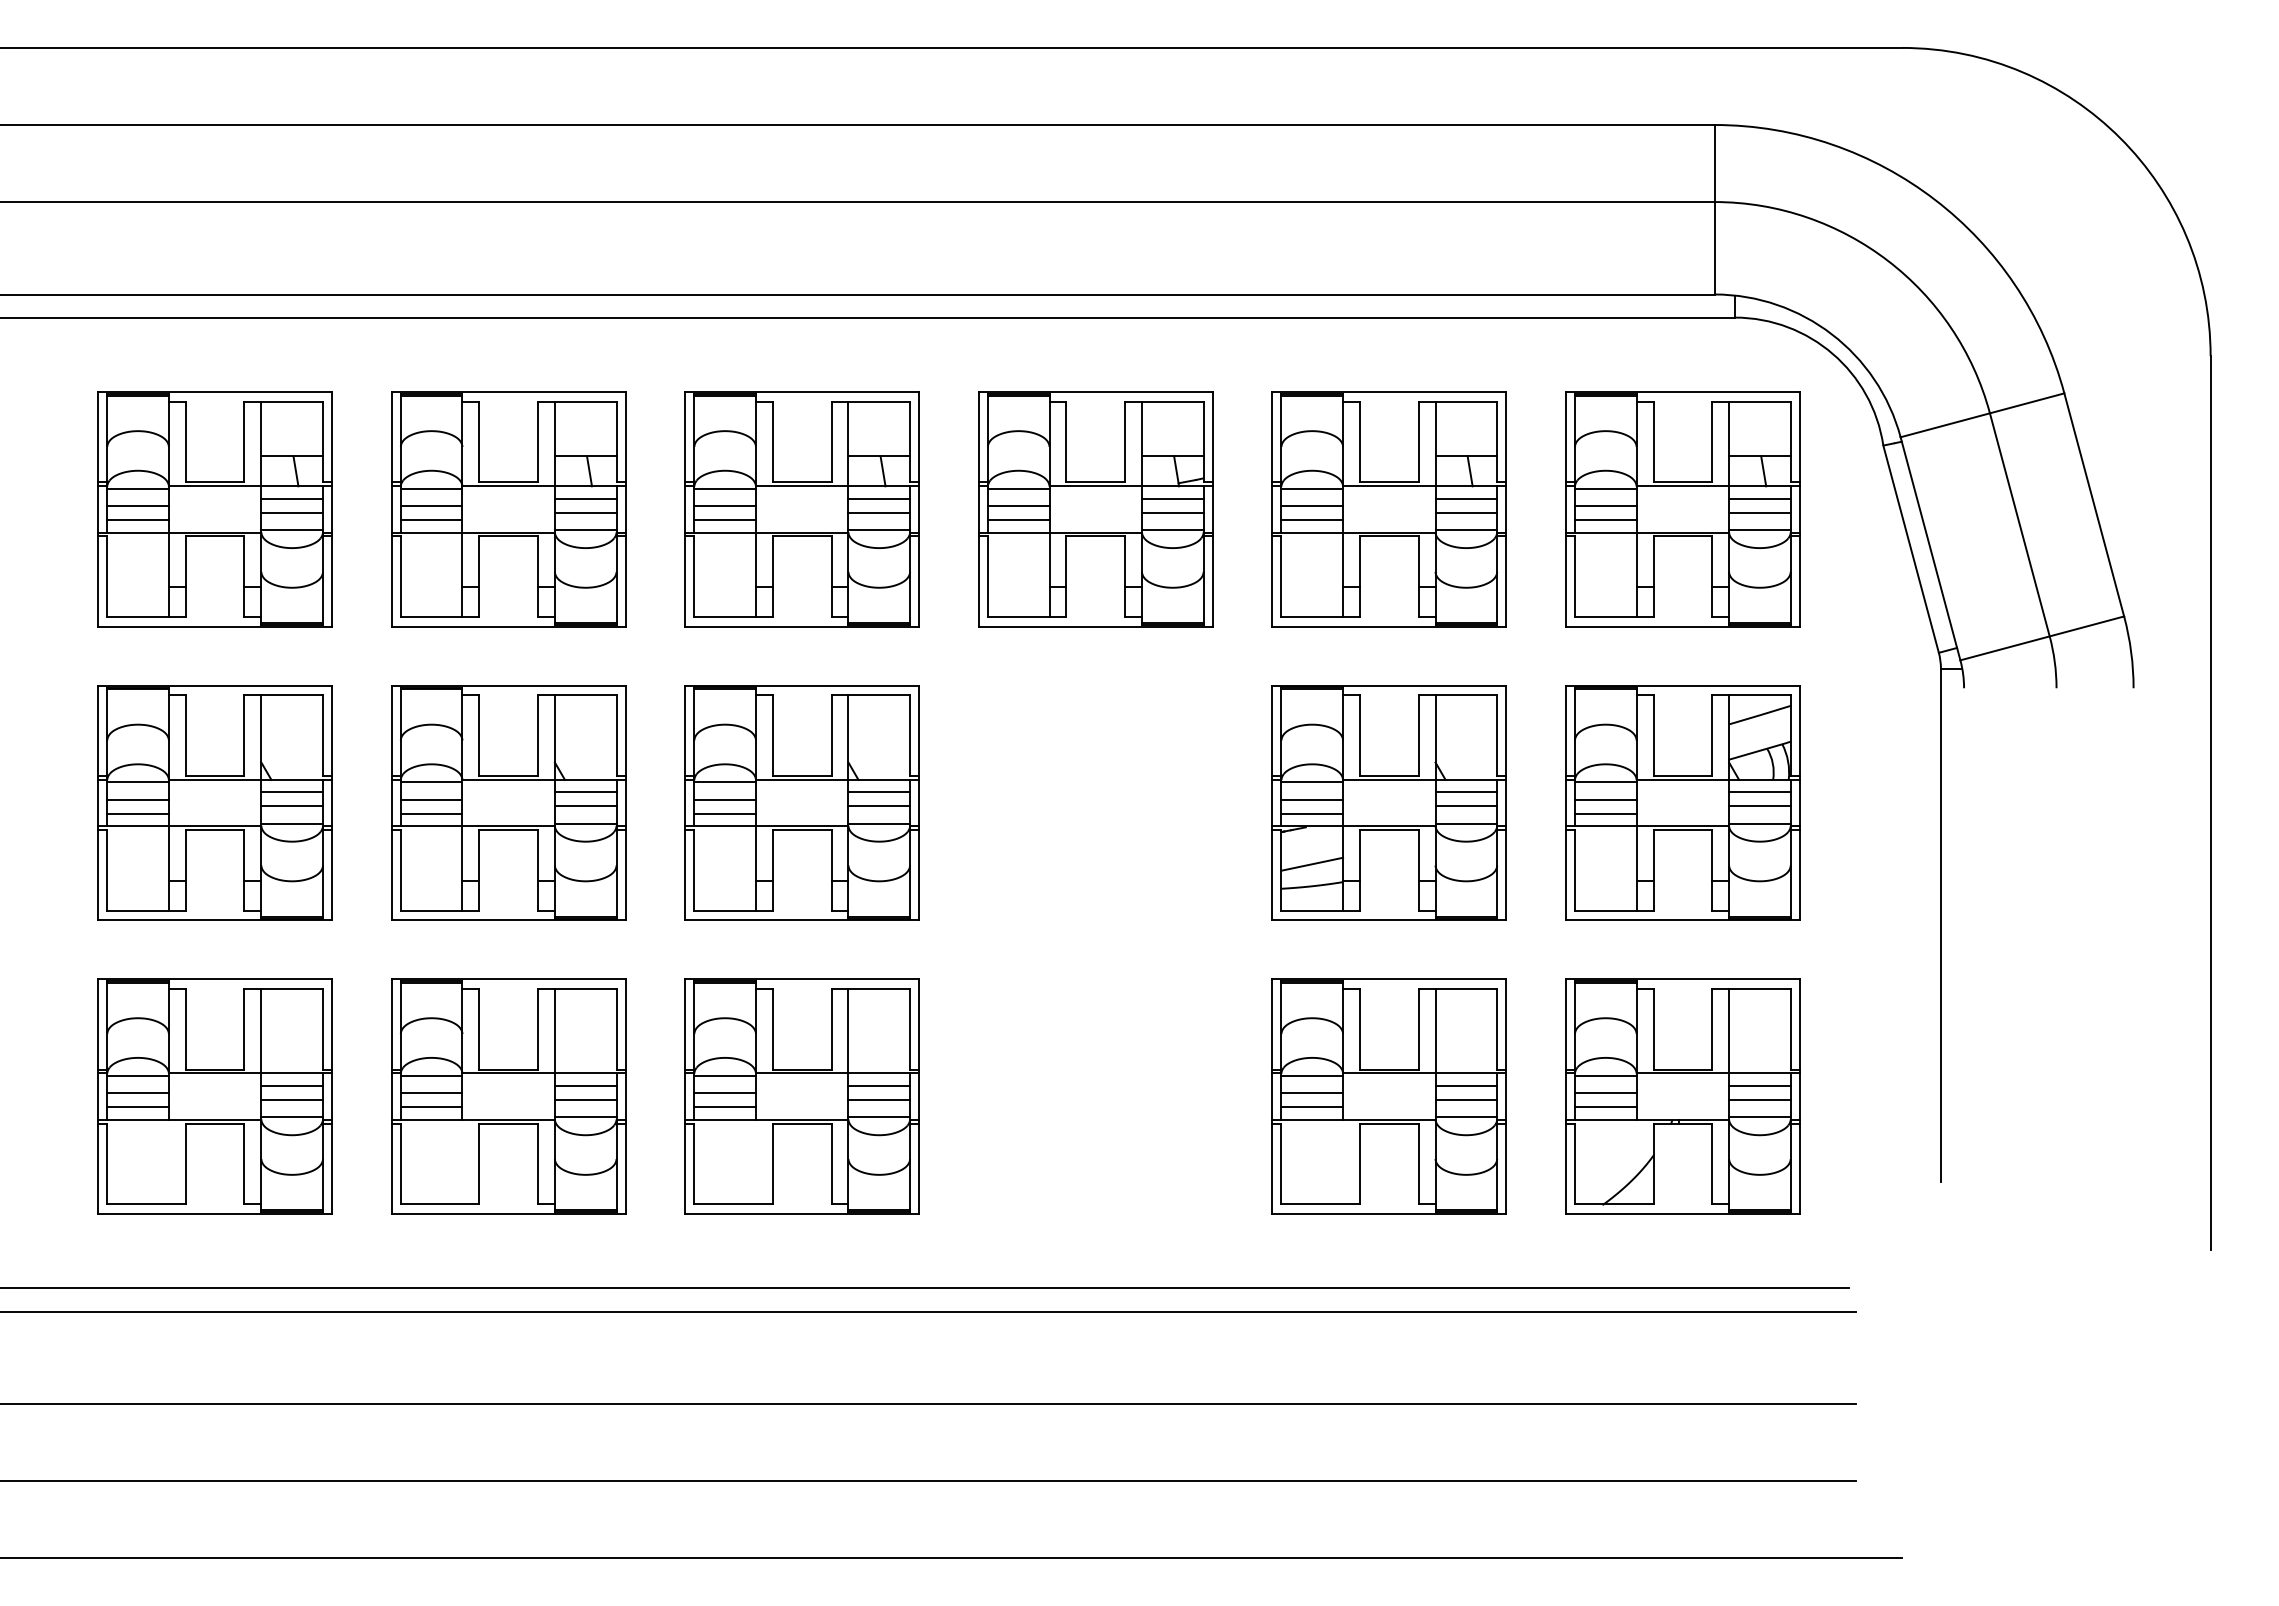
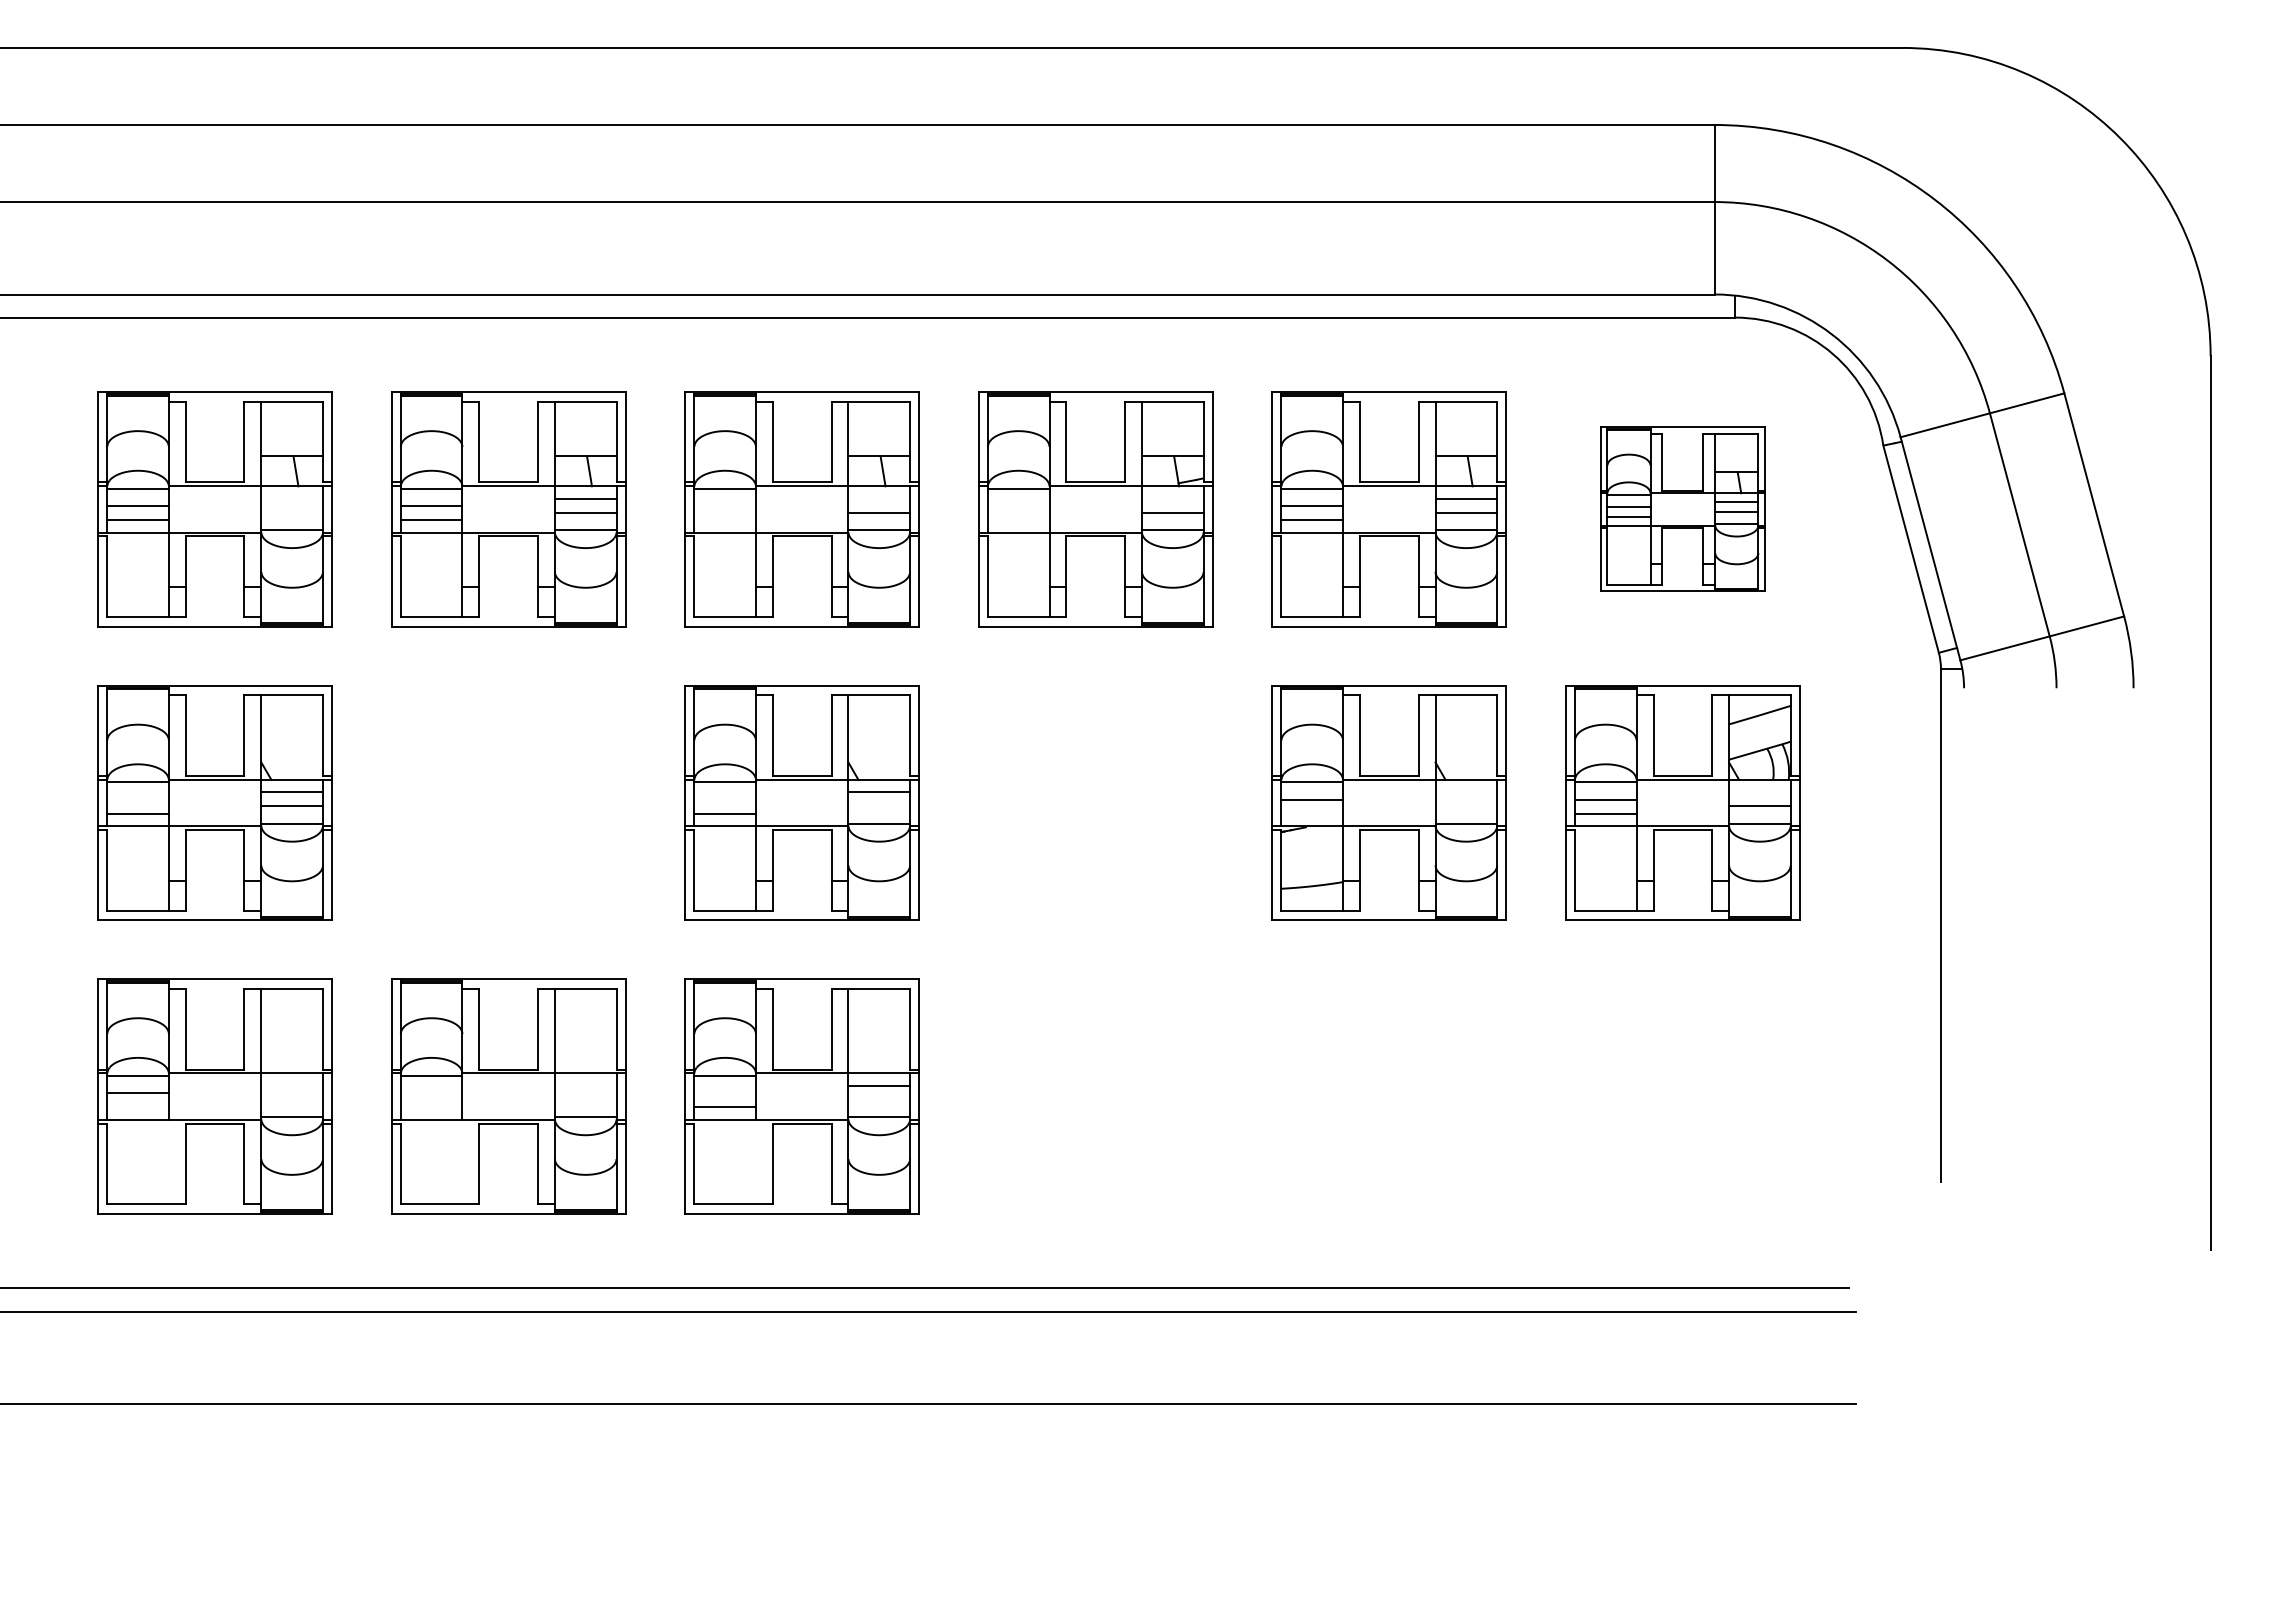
line: present -> none (292, 498)
line: present -> none (879, 498)
line: present -> none (1172, 498)
line: present -> none (724, 506)
line: present -> none (1018, 506)
part size: 236x237 px -> 166x166 px (1682, 508)
line: present -> none (292, 512)
line: present -> none (724, 520)
line: present -> none (1018, 520)
line: present -> none (1466, 792)
line: present -> none (1759, 792)
line: present -> none (137, 799)
line: present -> none (725, 799)
part: present -> none (508, 802)
line: present -> none (879, 806)
line: present -> none (1466, 806)
line: present -> none (1312, 813)
line: present -> none (1312, 863)
line: present -> none (292, 1085)
line: present -> none (585, 1085)
line: present -> none (431, 1093)
line: present -> none (725, 1093)
part: present -> none (1388, 1096)
part: present -> none (1682, 1096)
line: present -> none (292, 1099)
line: present -> none (585, 1099)
line: present -> none (879, 1099)
line: present -> none (137, 1107)
line: present -> none (431, 1107)
line: present -> none (929, 1481)
line: present -> none (952, 1558)
